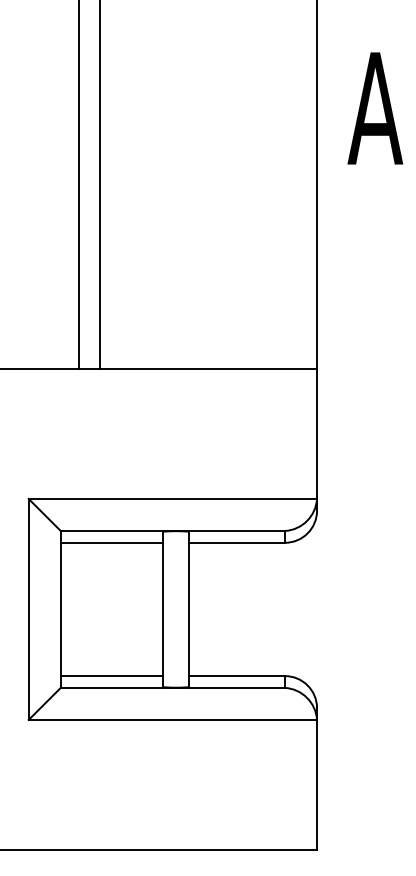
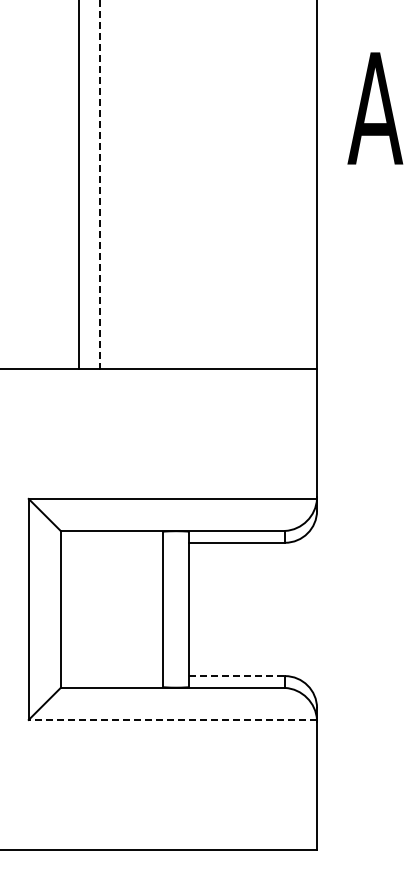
line: solid -> dashed (99, 185)
line: present -> none (111, 542)
line: present -> none (111, 676)
line: solid -> dashed (237, 676)
line: solid -> dashed (172, 719)
